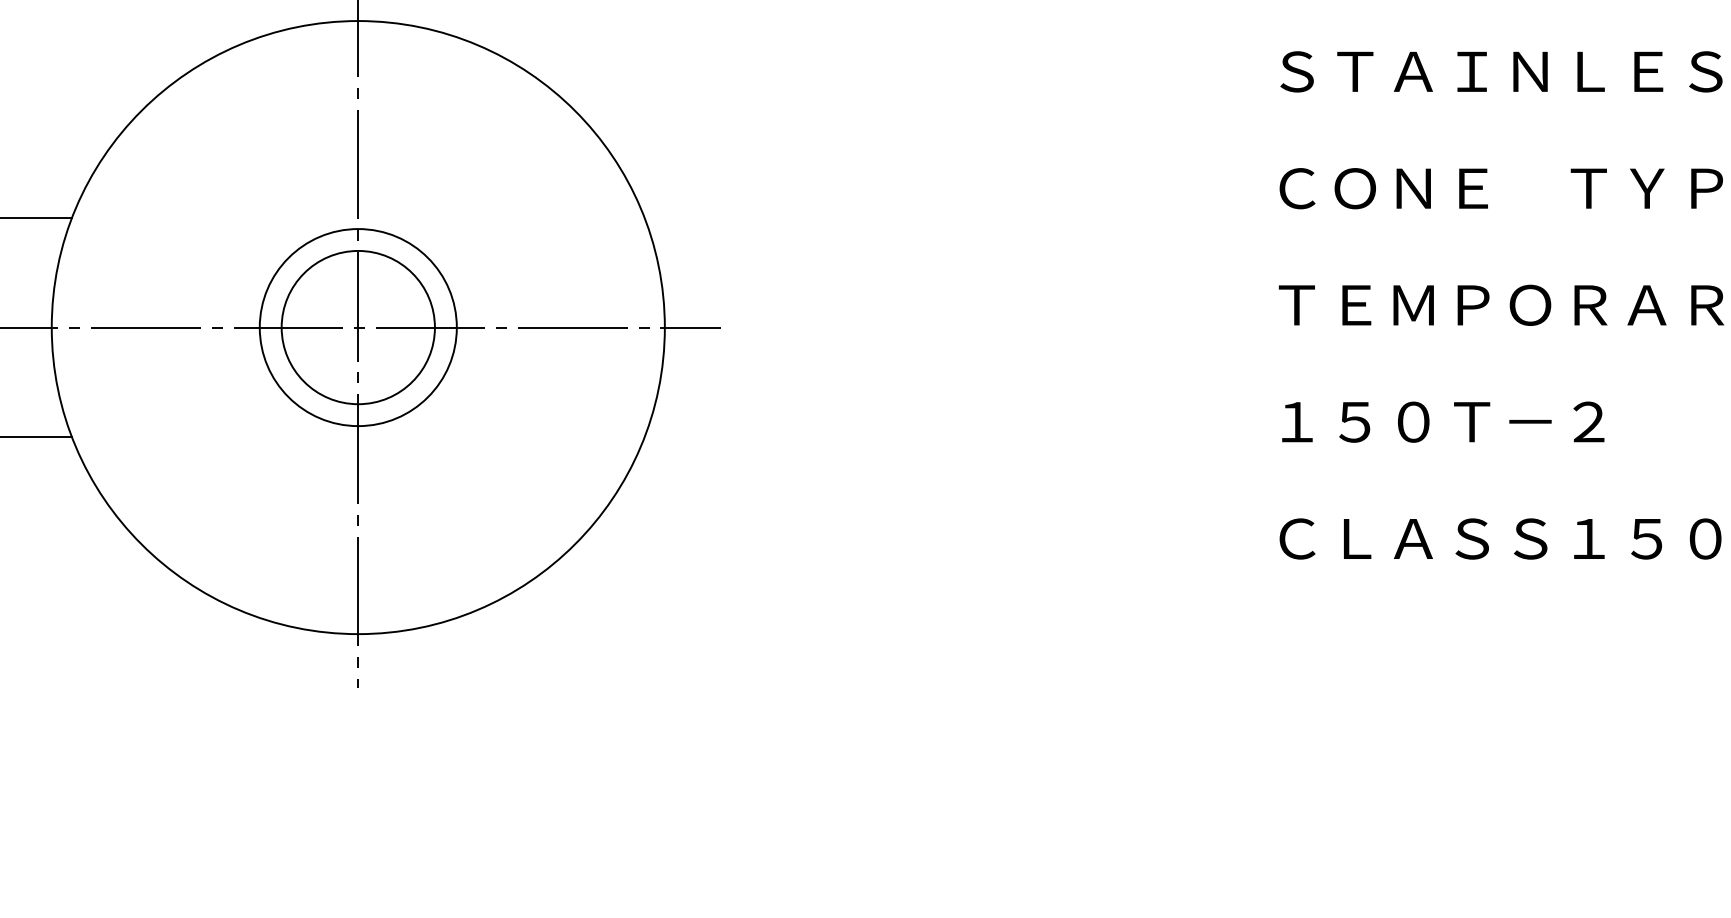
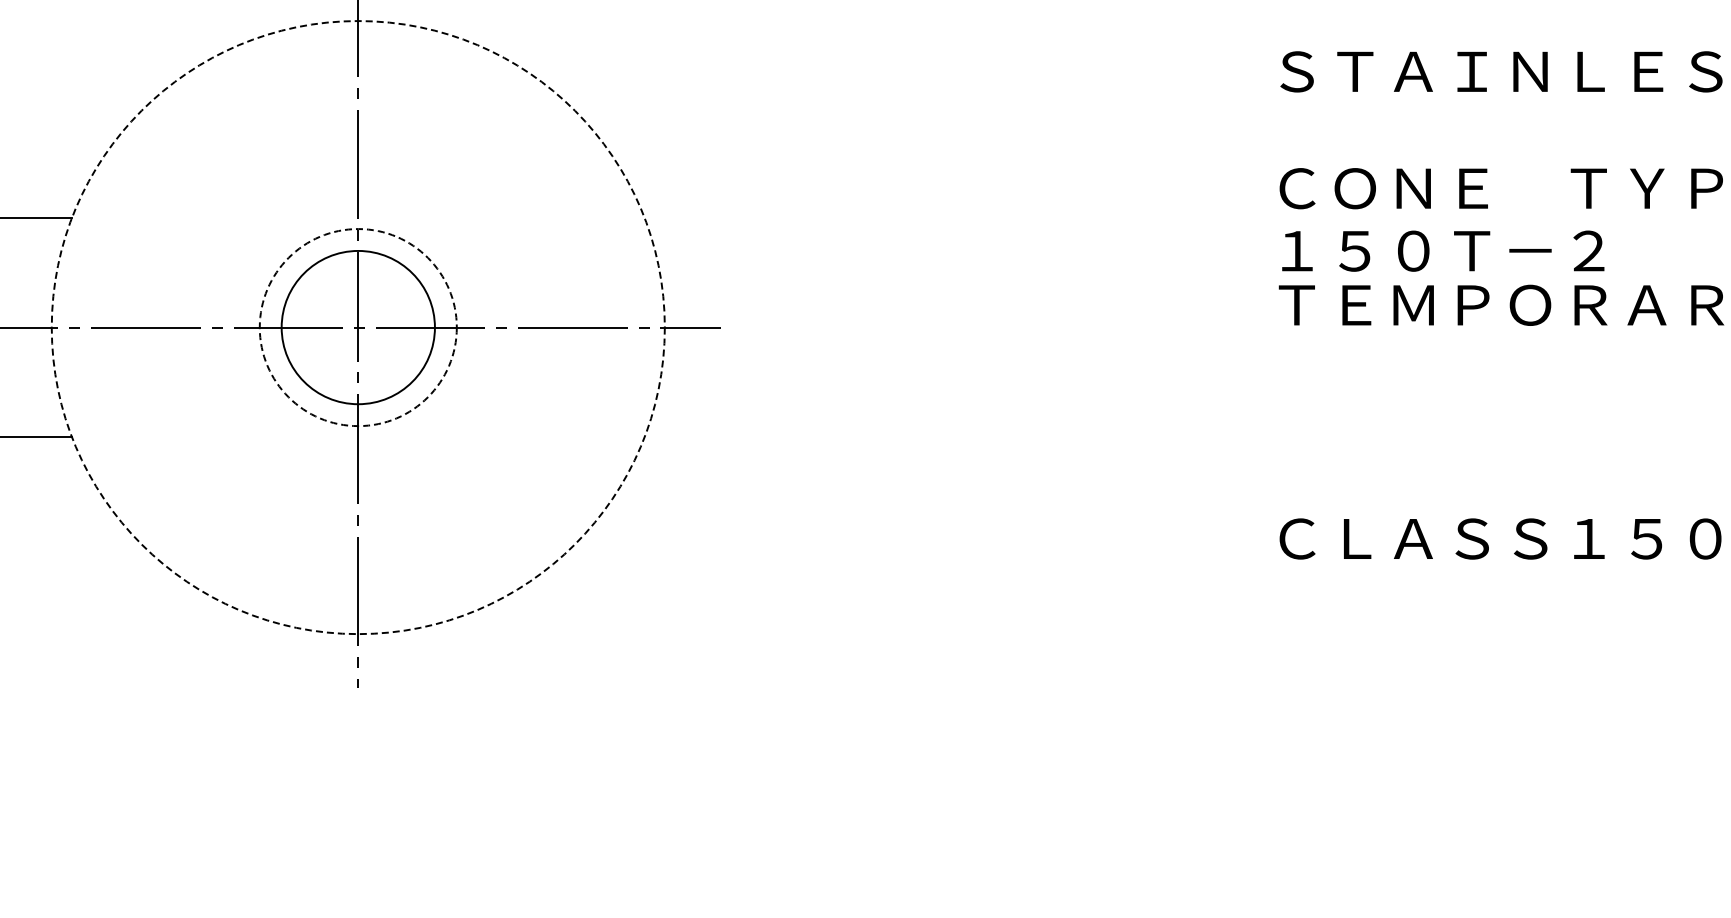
circle: solid -> dashed (357, 327)
circle: solid -> dashed (357, 327)
text position: (1443, 421) -> (1443, 250) (1443, 250)
